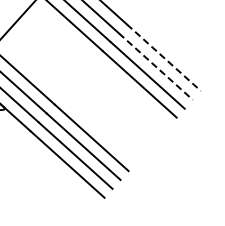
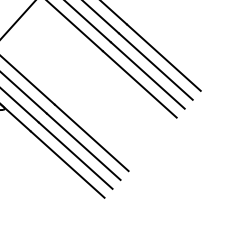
line: dashed -> solid (163, 57)
line: dashed -> solid (155, 66)
